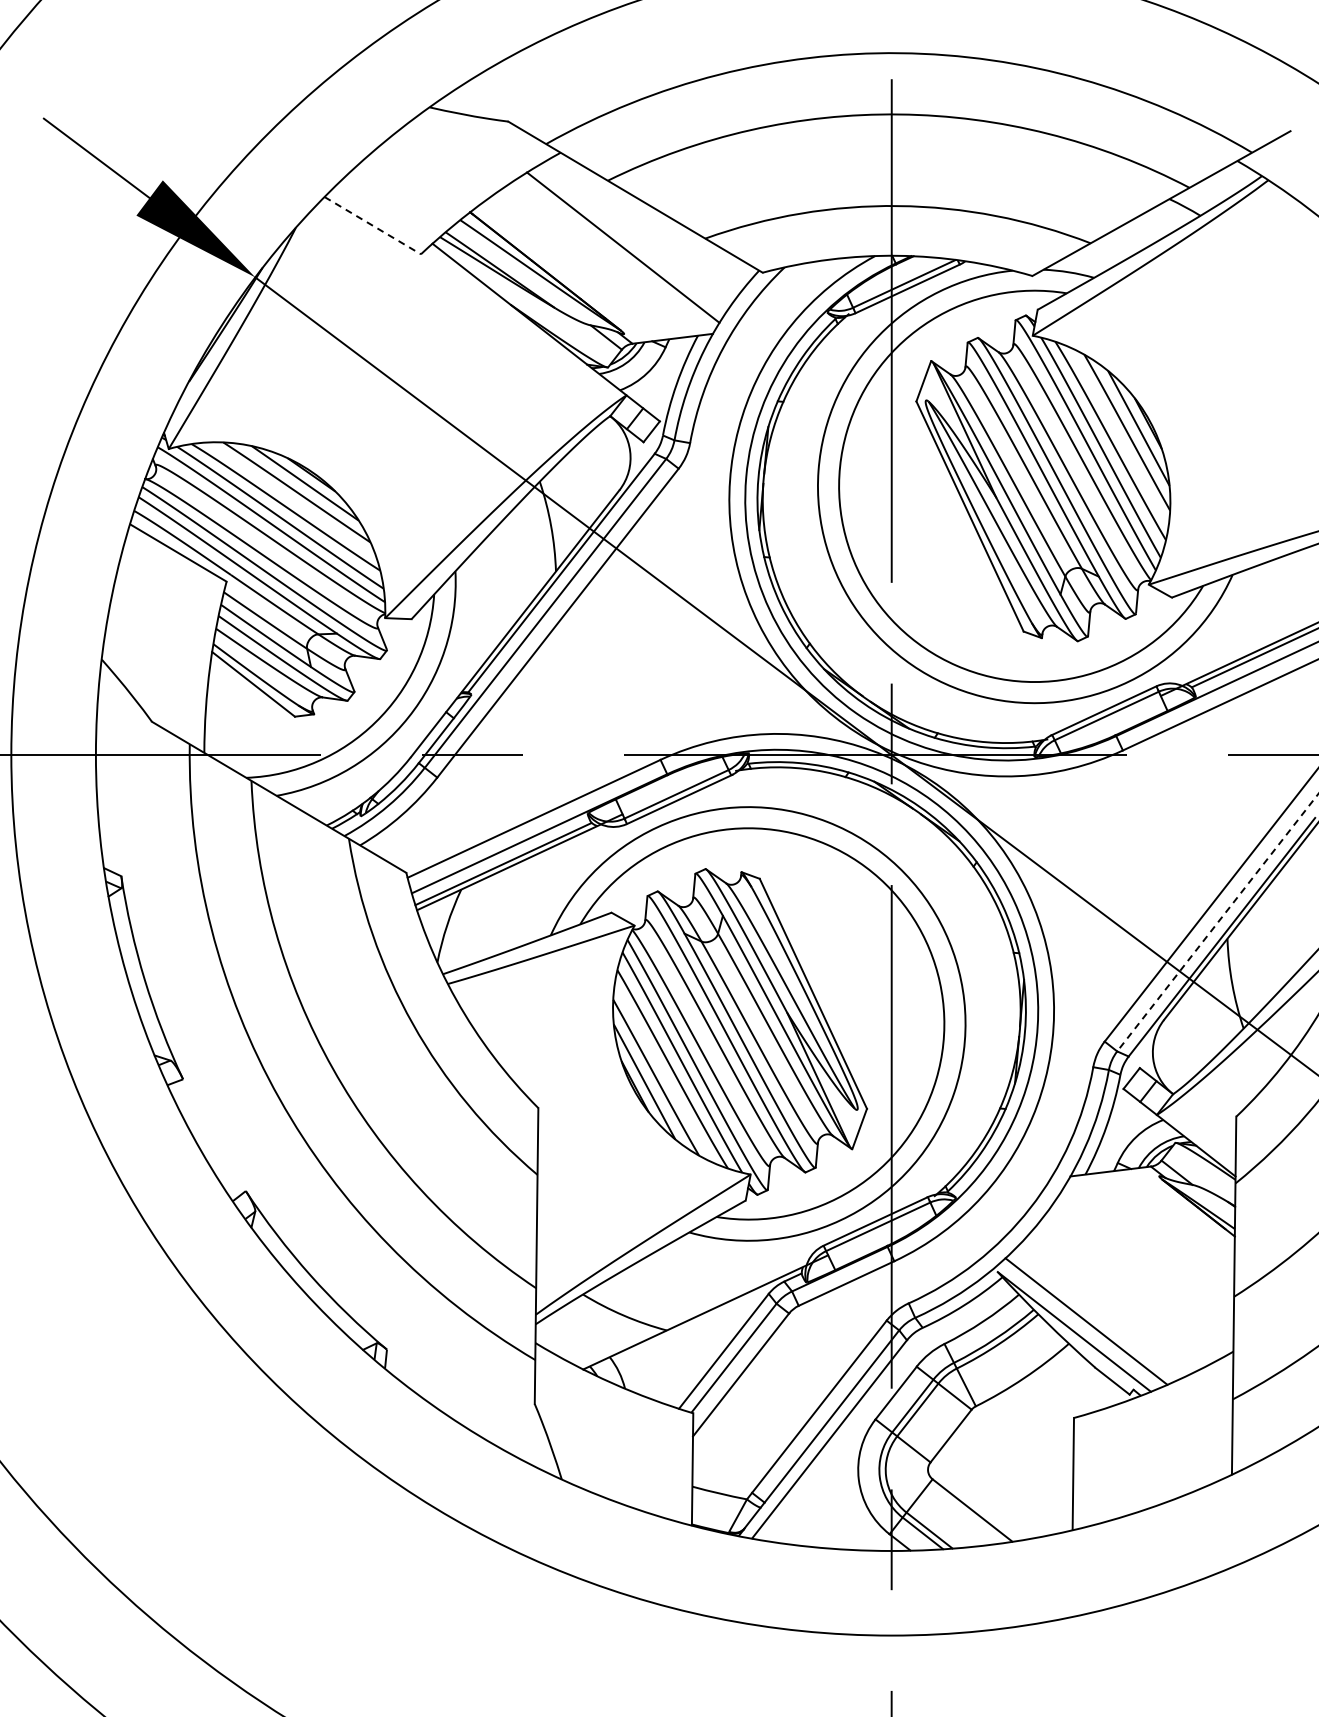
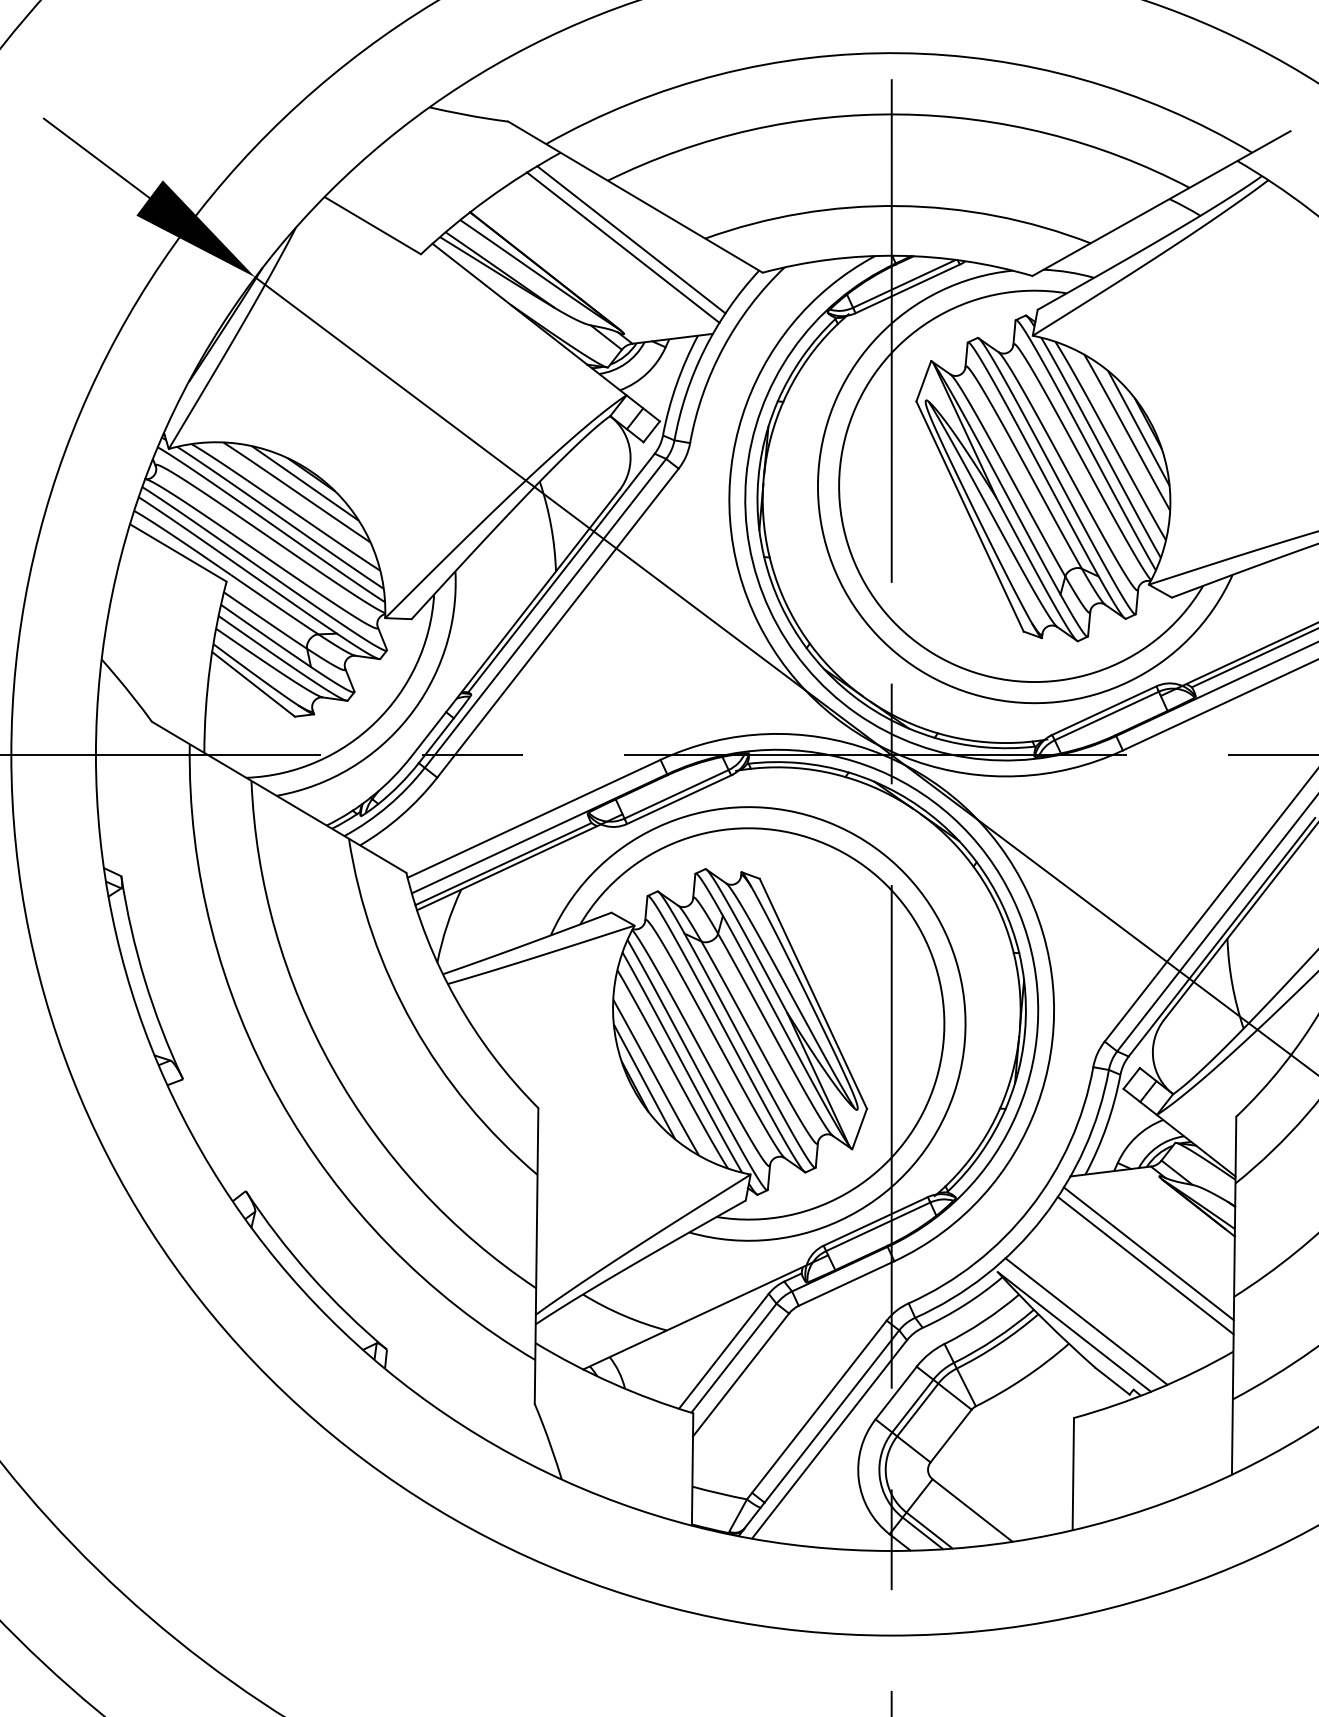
line: dashed -> solid (373, 225)
line: none -> present (631, 239)
line: dashed -> solid (1217, 922)
line: none -> present (1148, 1253)
line: none -> present (1145, 1265)
